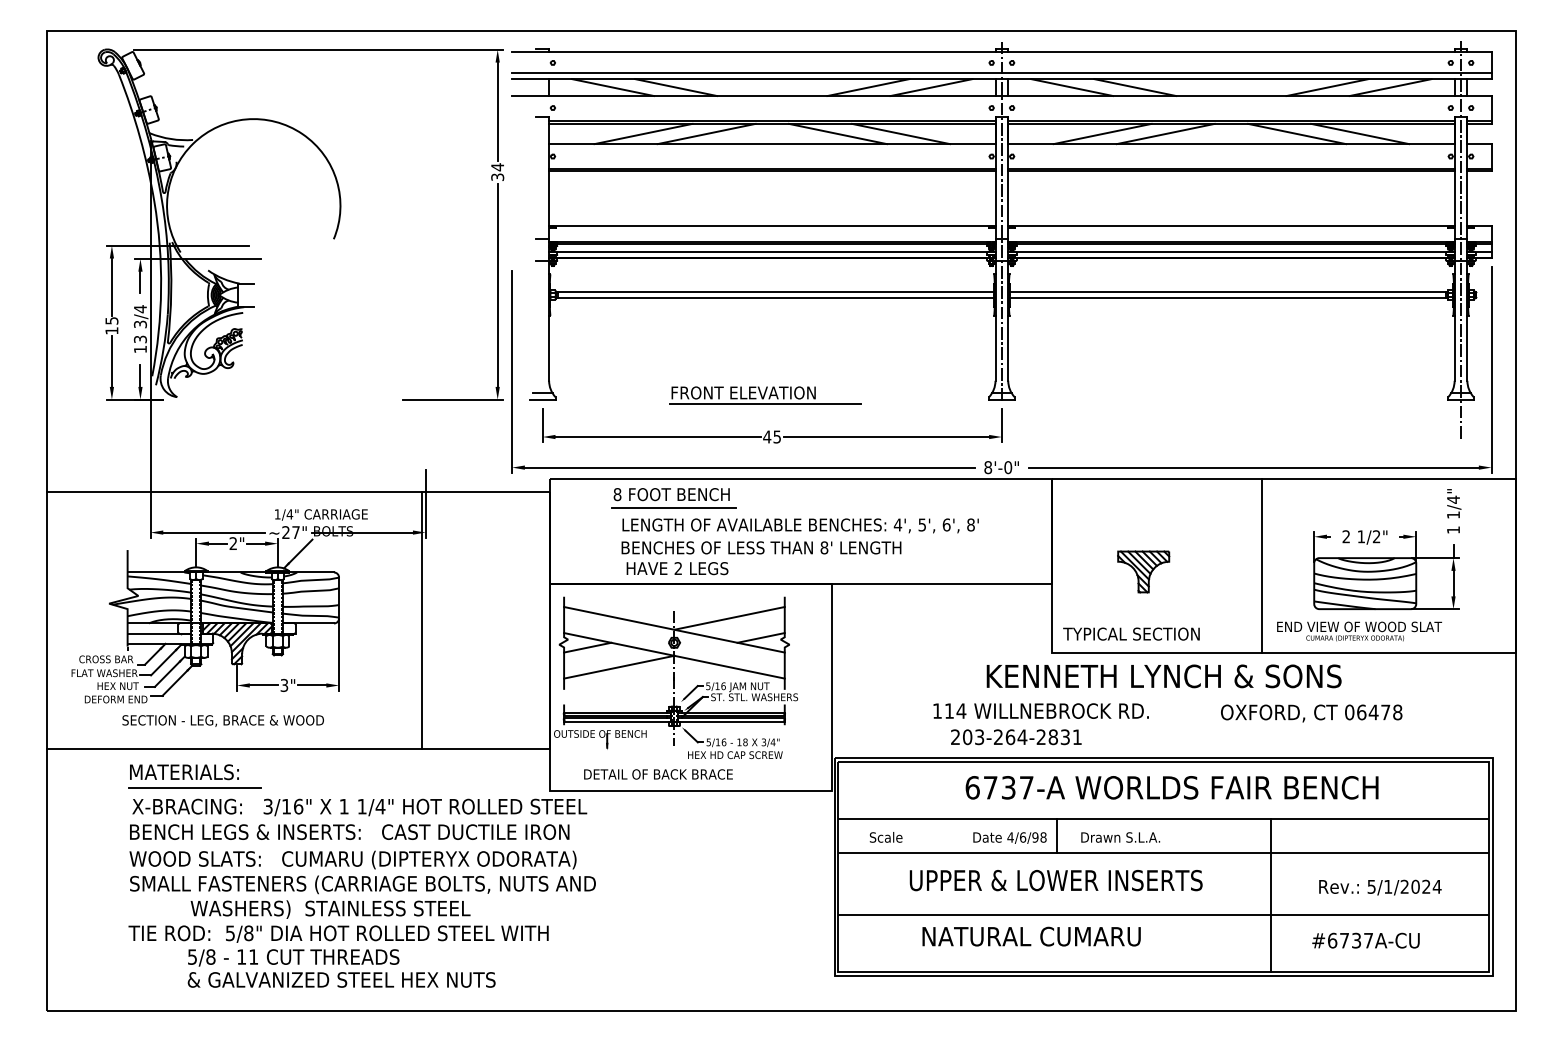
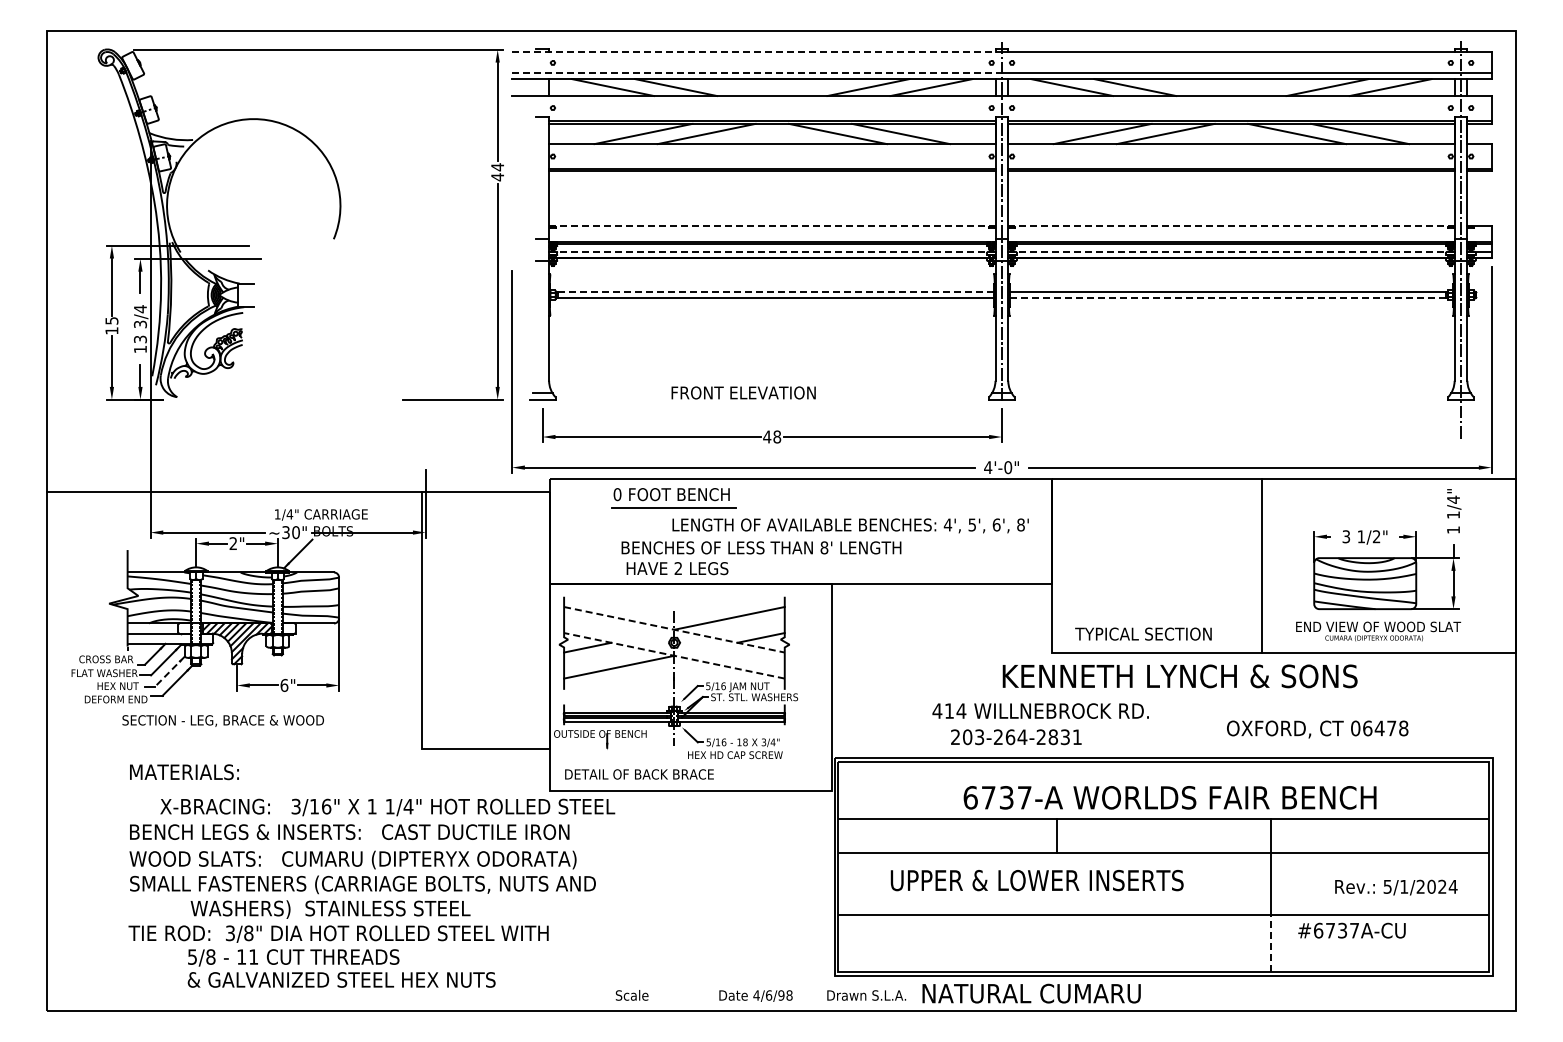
line: solid -> dashed (757, 51)
line: solid -> dashed (757, 73)
text: 34 -> 44 (497, 177)
line: solid -> dashed (772, 225)
line: solid -> dashed (1230, 225)
line: solid -> dashed (772, 252)
line: solid -> dashed (1230, 252)
line: solid -> dashed (776, 292)
line: solid -> dashed (1227, 297)
line: present -> none (765, 403)
text: 45 -> 48 (777, 436)
text: 8'-0" -> 4'-0" (988, 467)
text: 8 -> 0 (617, 494)
text position: (800, 525) -> (850, 525) (850, 525)
text: ~27" -> ~30" (290, 532)
text: 2 -> 3 (1346, 536)
part: present -> none (1143, 571)
line: solid -> dashed (674, 629)
text position: (1359, 631) -> (1378, 631) (1378, 631)
text position: (1131, 633) -> (1143, 633) (1143, 633)
line: solid -> dashed (674, 655)
line: solid -> dashed (169, 672)
text position: (1163, 676) -> (1179, 676) (1179, 676)
text: 3" -> 6" (284, 684)
text: 114 -> 414 (937, 710)
text position: (1311, 713) -> (1317, 729) (1317, 729)
line: present -> none (233, 748)
text position: (658, 774) -> (639, 774) (639, 774)
line: present -> none (195, 787)
text position: (1171, 787) -> (1169, 797) (1169, 797)
text position: (359, 807) -> (387, 807) (387, 807)
text position: (1014, 837) -> (760, 995) (760, 995)
text position: (1055, 880) -> (1036, 880) (1036, 880)
text position: (1380, 887) -> (1396, 887) (1396, 887)
text: 5/8" -> 3/8" (230, 932)
text position: (1031, 936) -> (1031, 993) (1031, 993)
text position: (1365, 940) -> (1351, 930) (1351, 930)
line: solid -> dashed (1270, 943)
